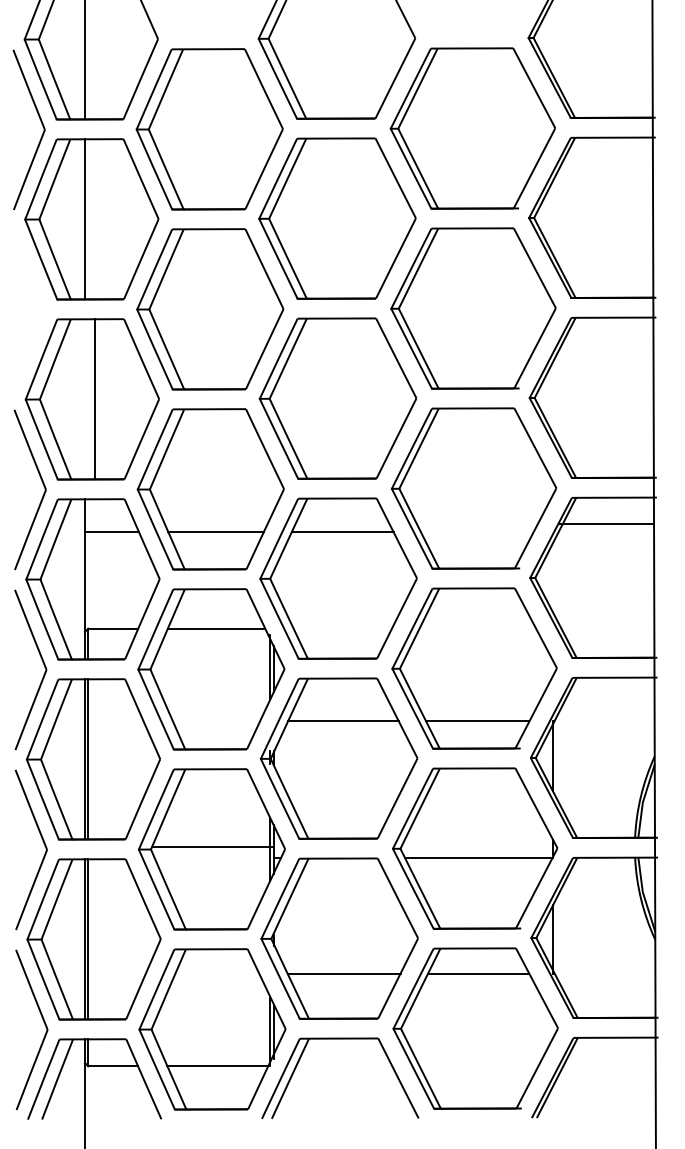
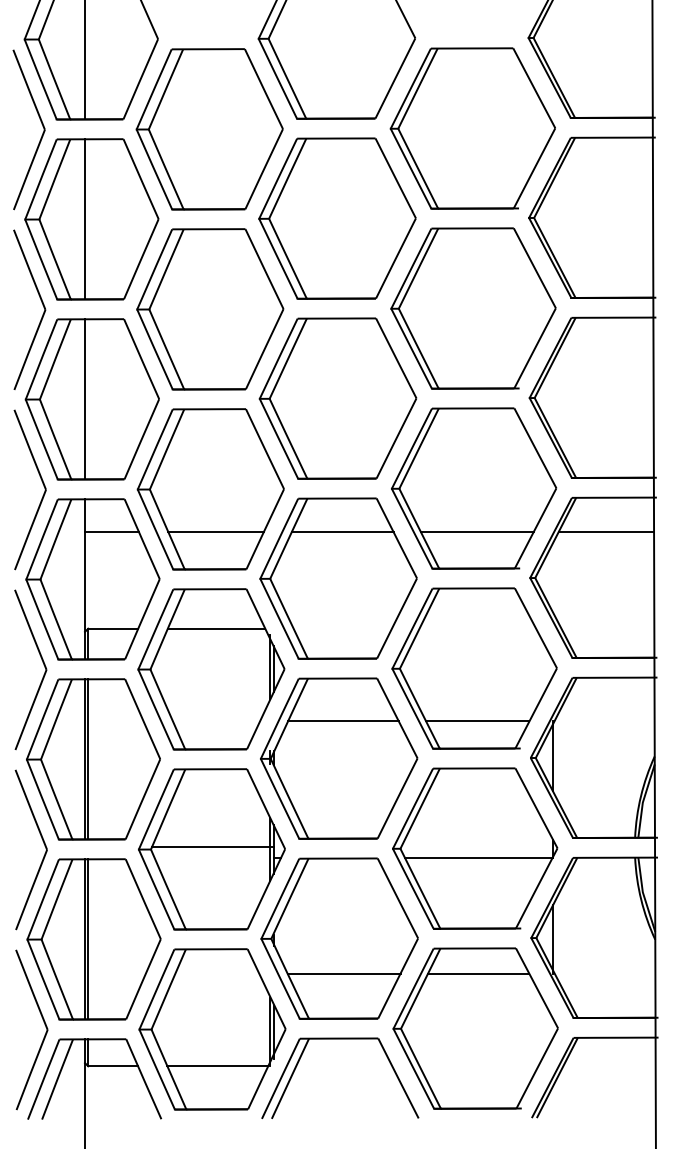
part: none -> present (42, 305)
line position: (95, 399) -> (85, 399) (85, 399)
line position: (606, 524) -> (606, 532) (606, 532)
line: none -> present (477, 532)
